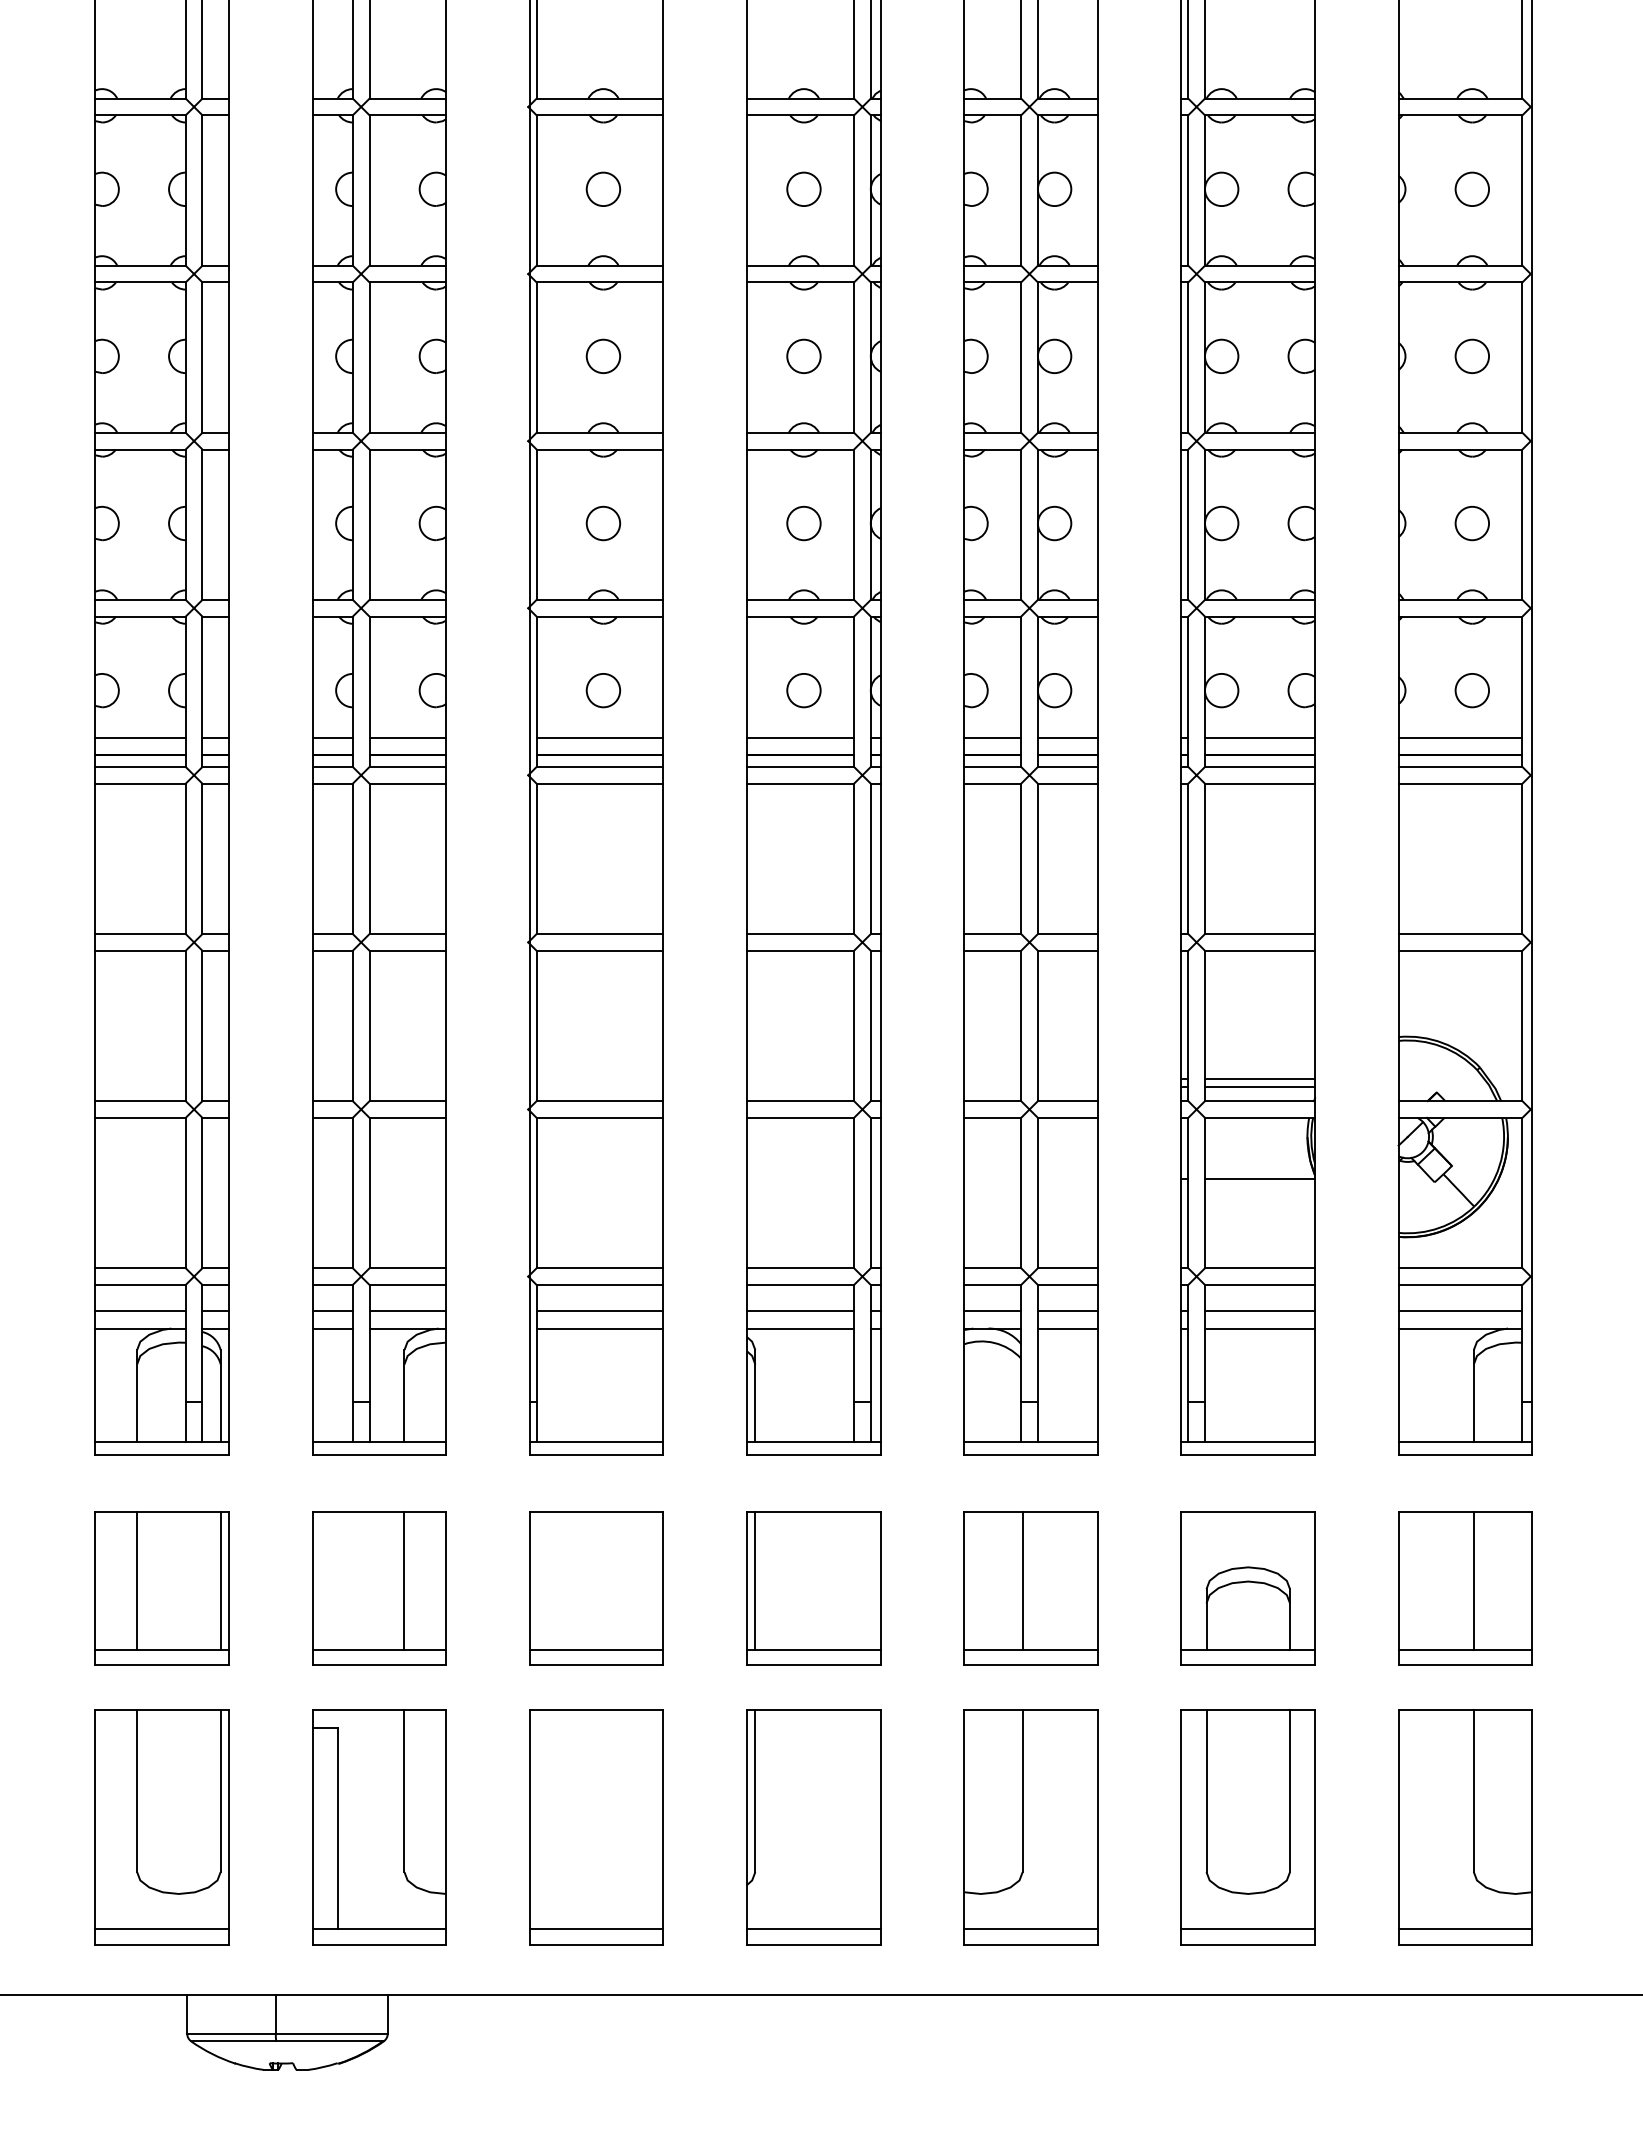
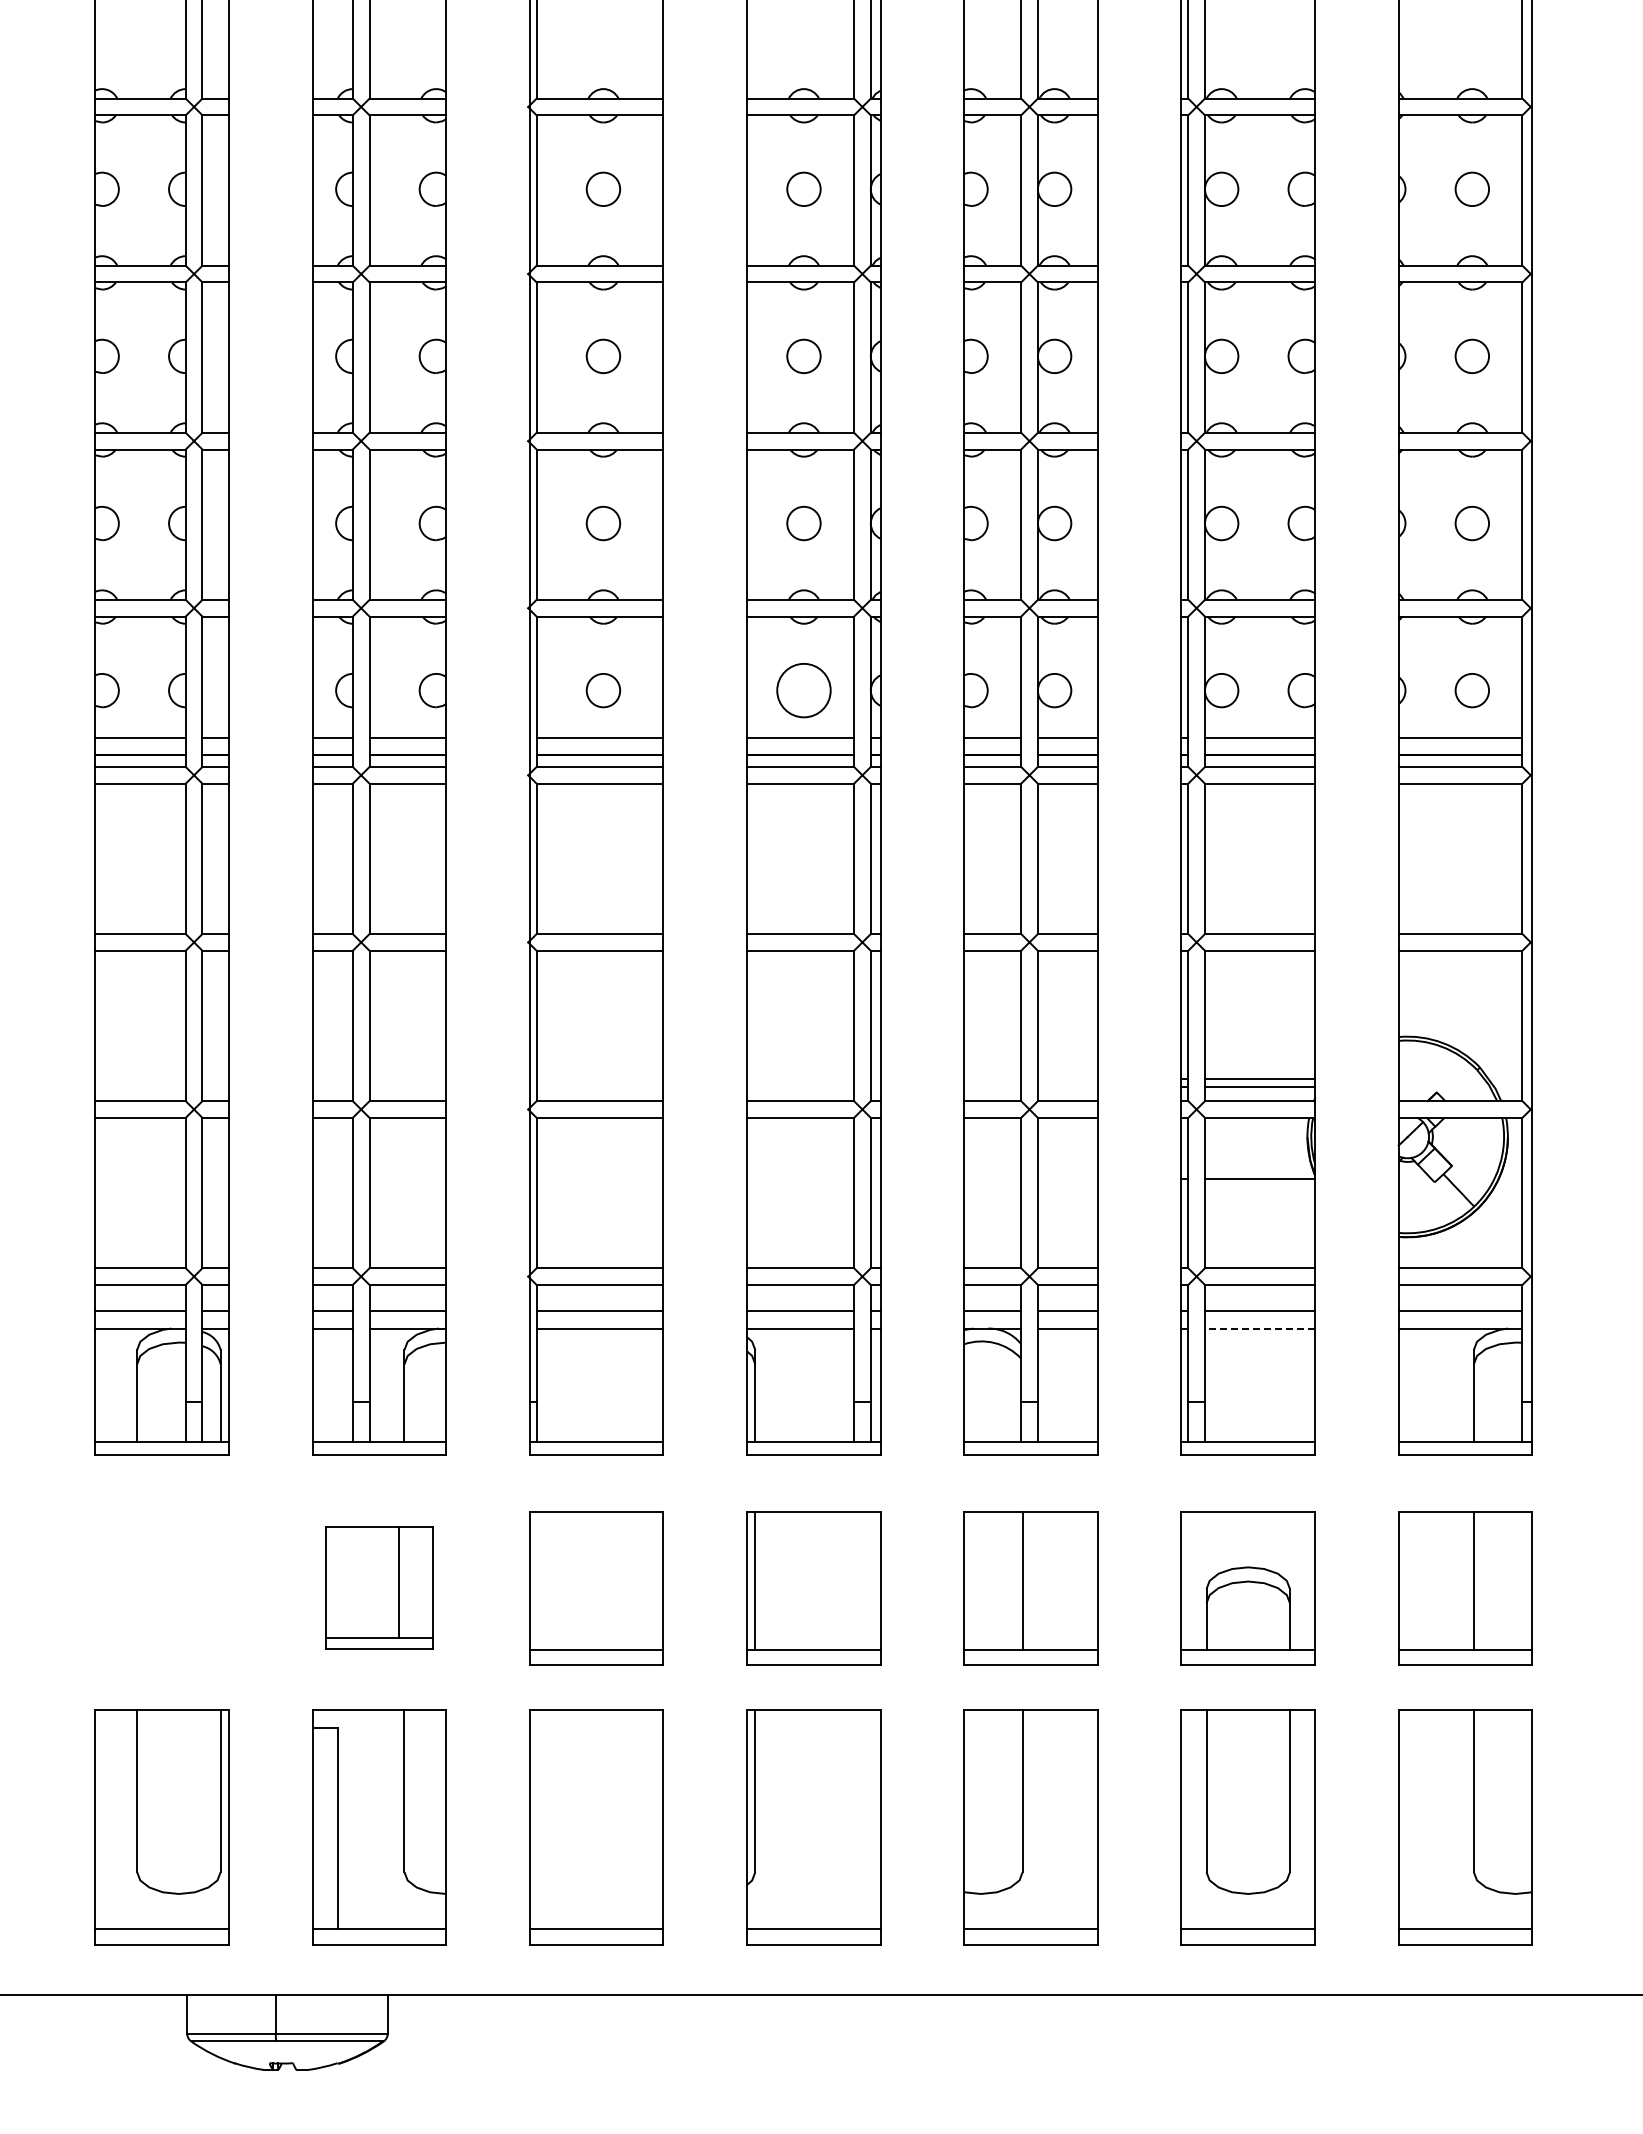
circle diameter: 33 px -> 53 px (803, 690)
line: solid -> dashed (1259, 1328)
part: present -> none (161, 1588)
part size: 135x155 px -> 109x124 px (379, 1587)
